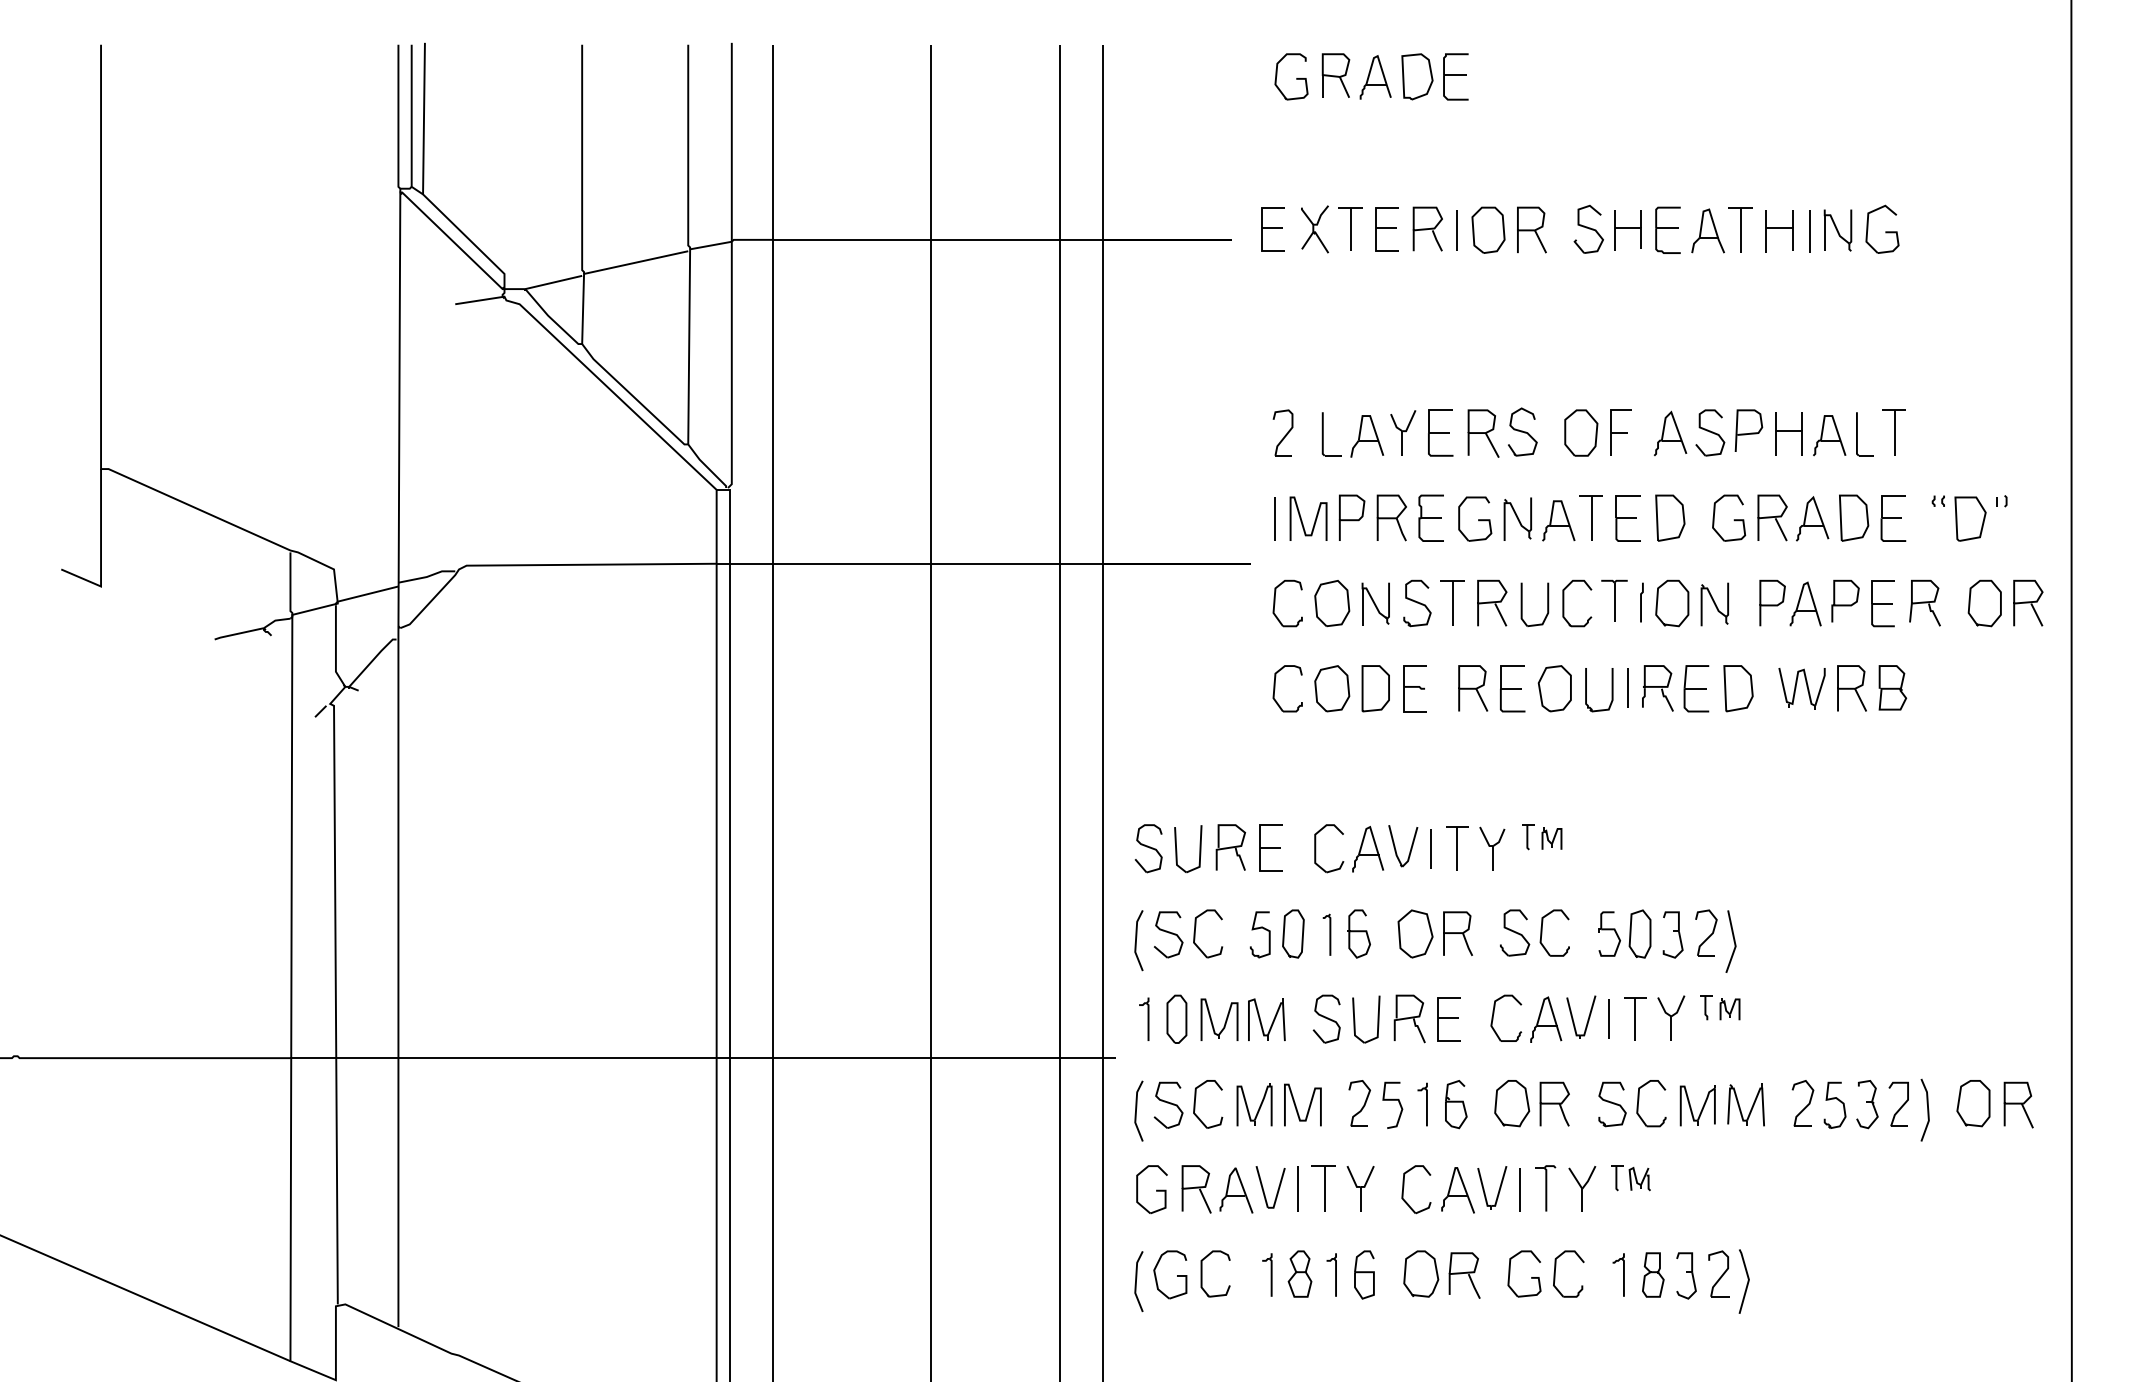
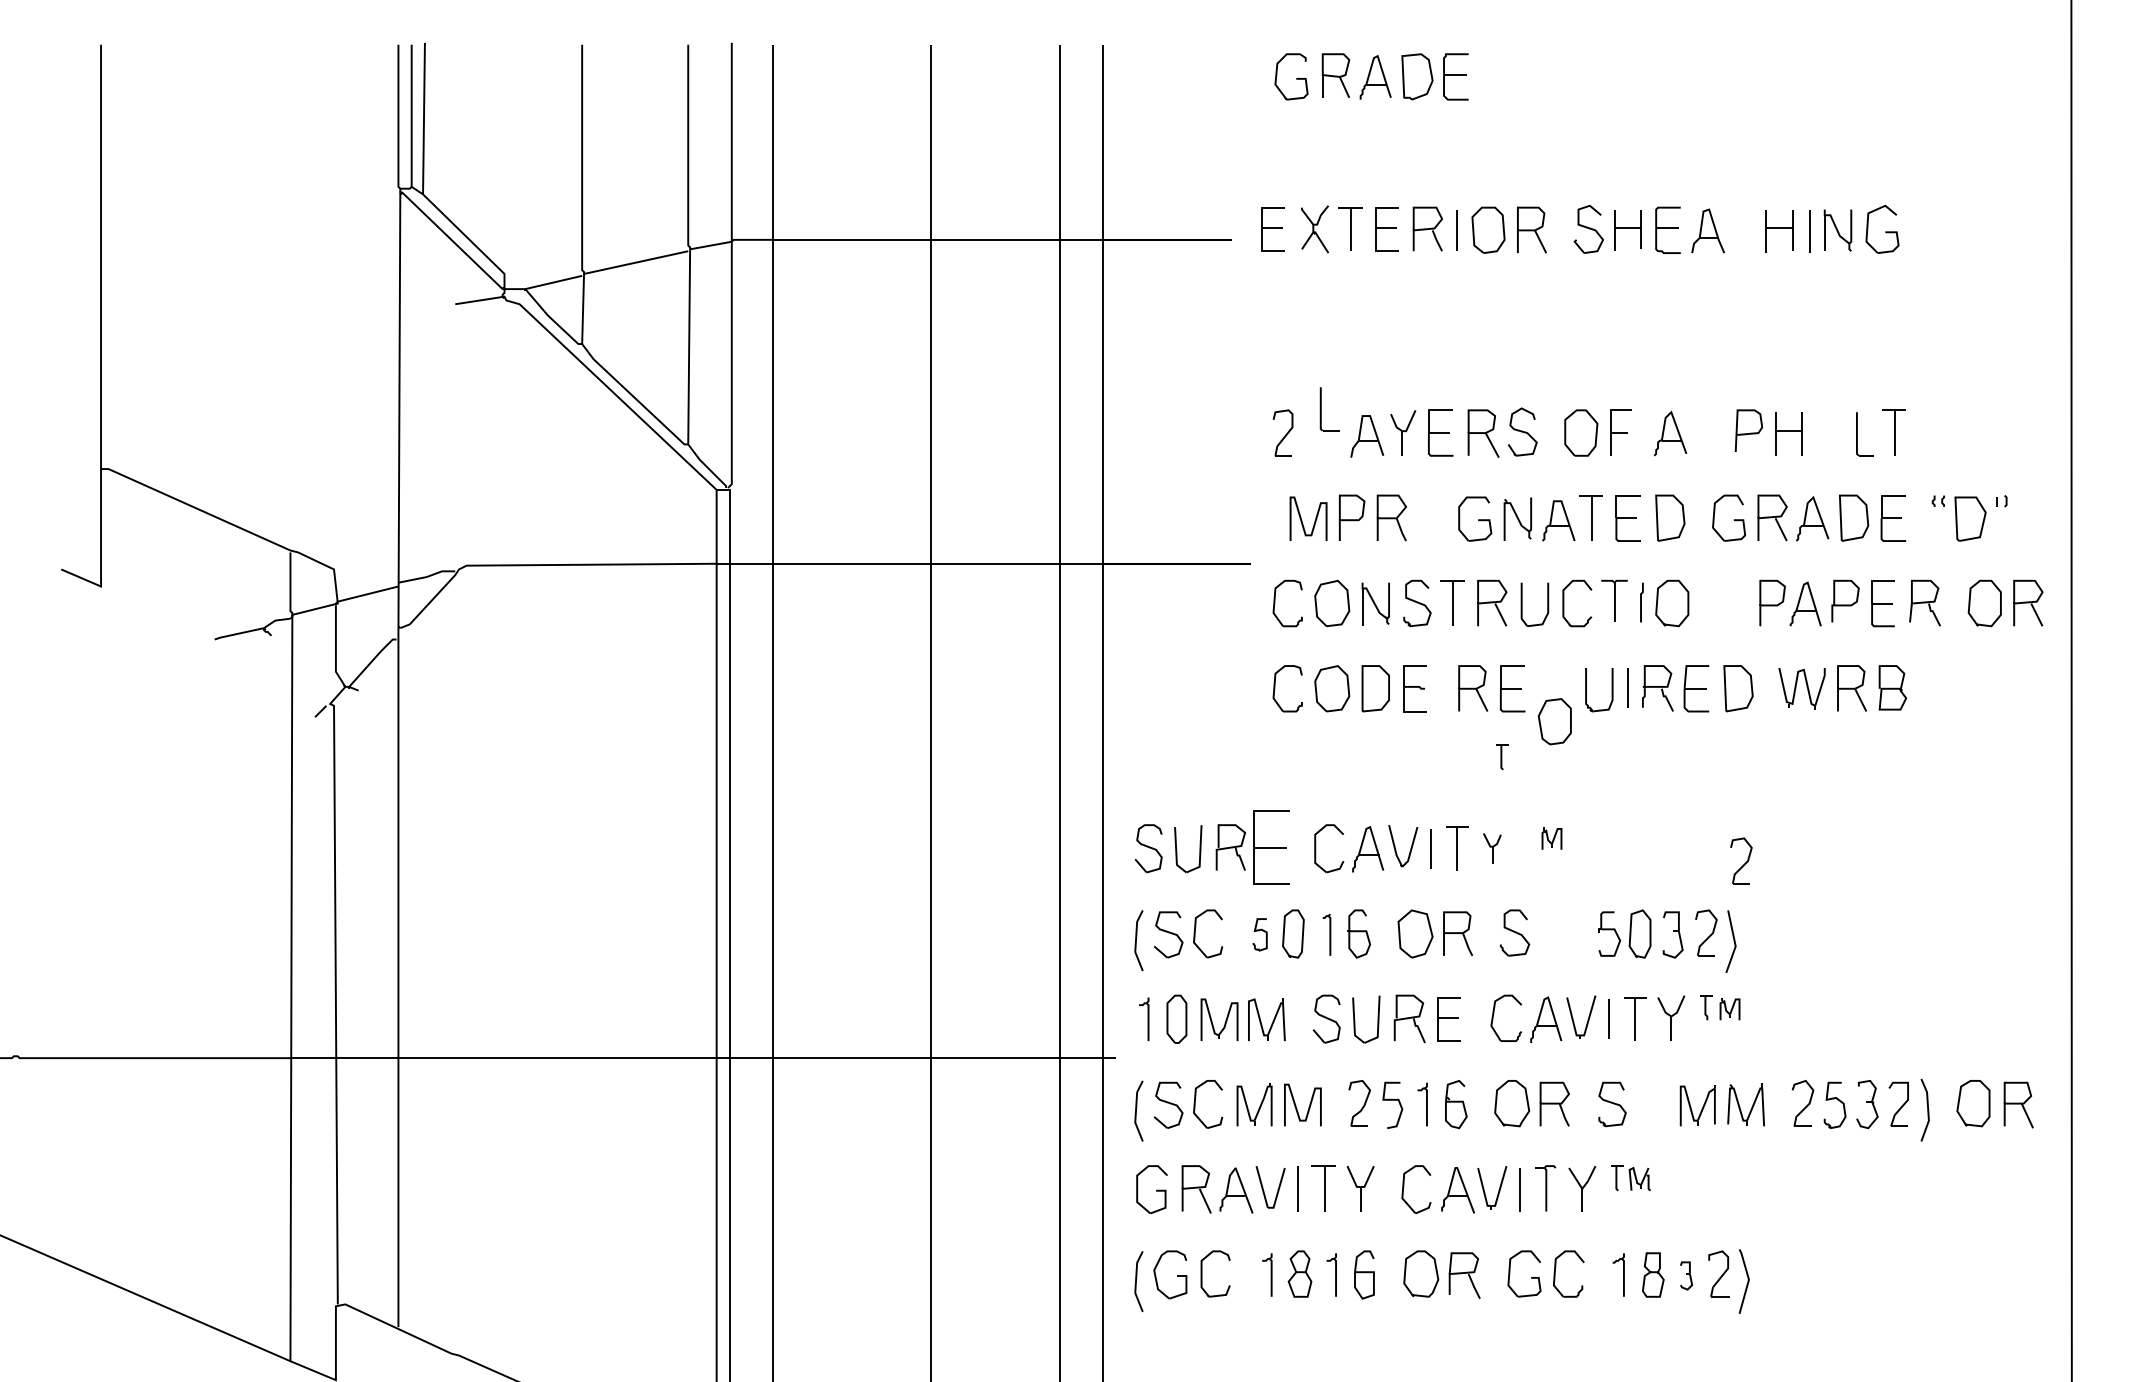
part: present -> none (1740, 229)
part: present -> none (1710, 432)
part position: (1323, 434) -> (1321, 409) (1321, 409)
part: present -> none (1829, 435)
part: present -> none (1430, 517)
line: present -> none (1274, 518)
part: present -> none (1714, 604)
part position: (1554, 688) -> (1554, 721) (1554, 721)
part position: (1528, 837) -> (1502, 757) (1502, 757)
part size: 24x48 px -> 37x75 px (1271, 847)
part size: 27x45 px -> 19x31 px (1492, 848)
part: none -> present (1741, 860)
part: present -> none (1542, 932)
part size: 22x48 px -> 16x34 px (1259, 934)
part: present -> none (1639, 1100)
part size: 21x48 px -> 13x30 px (1686, 1275)
